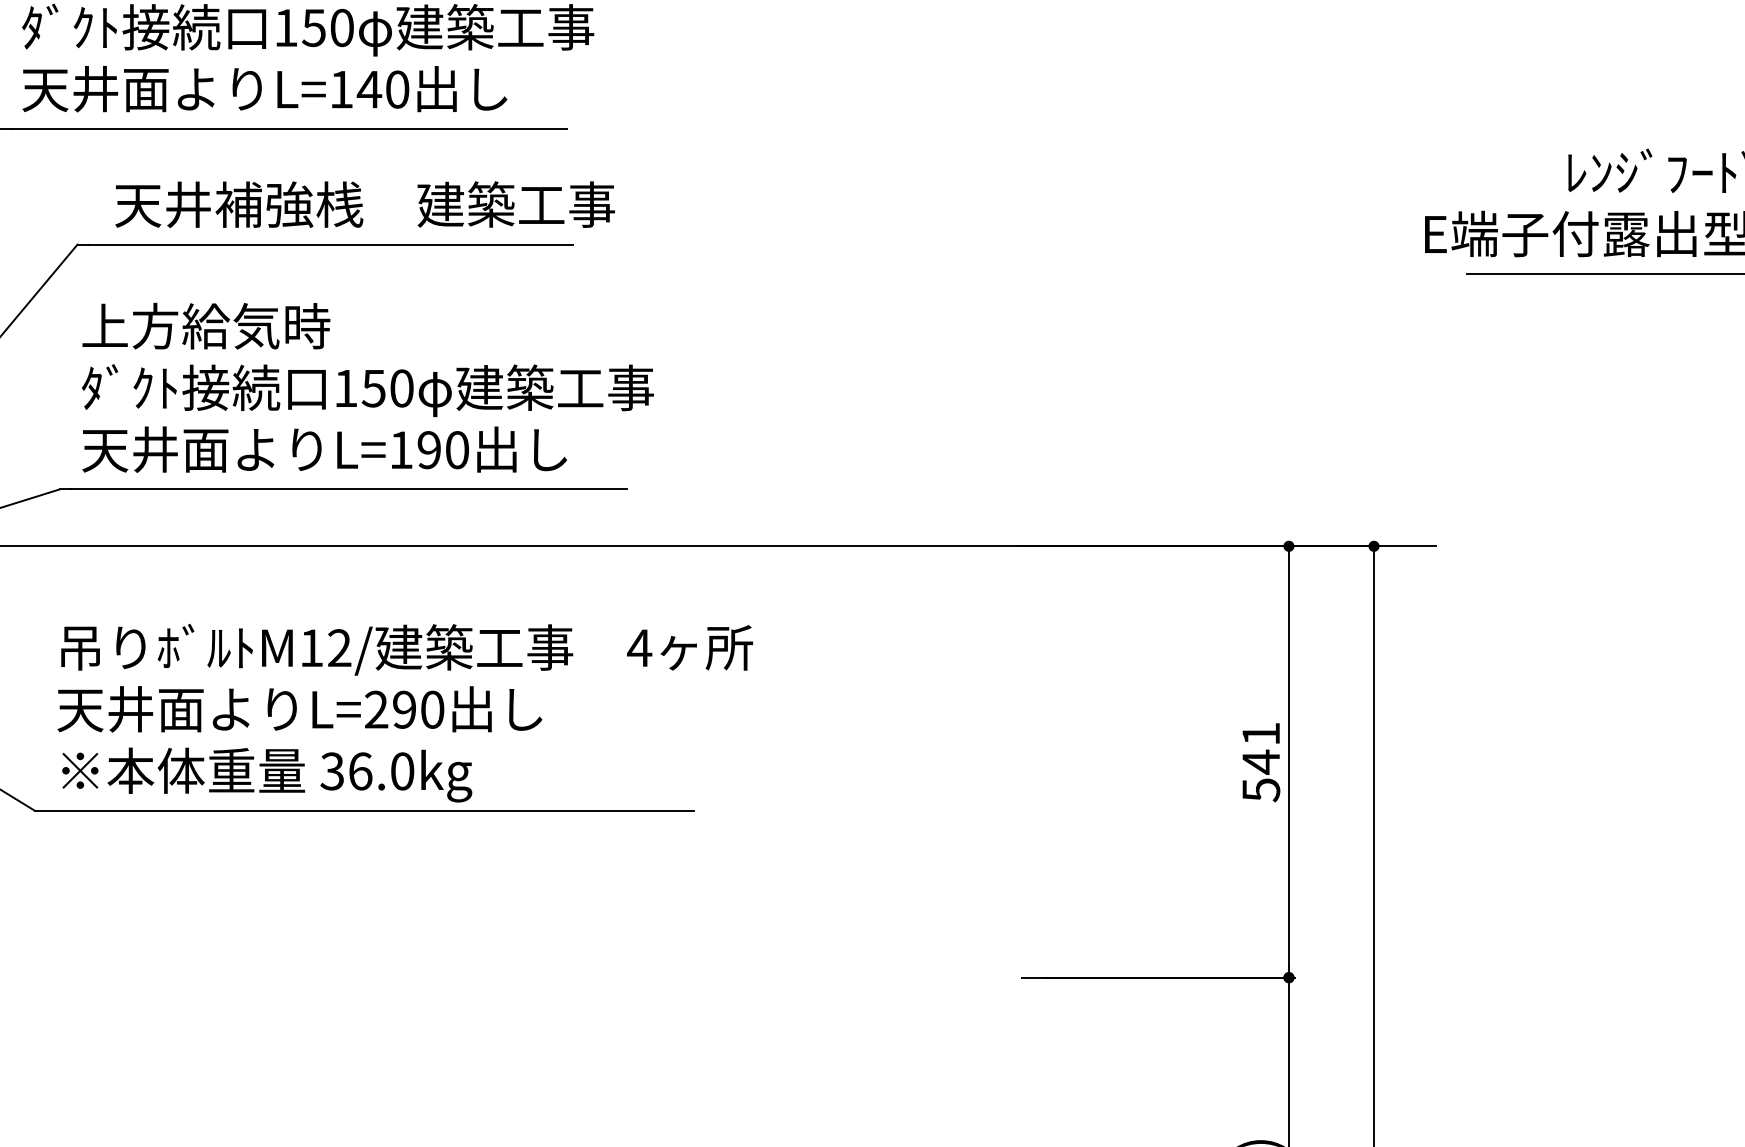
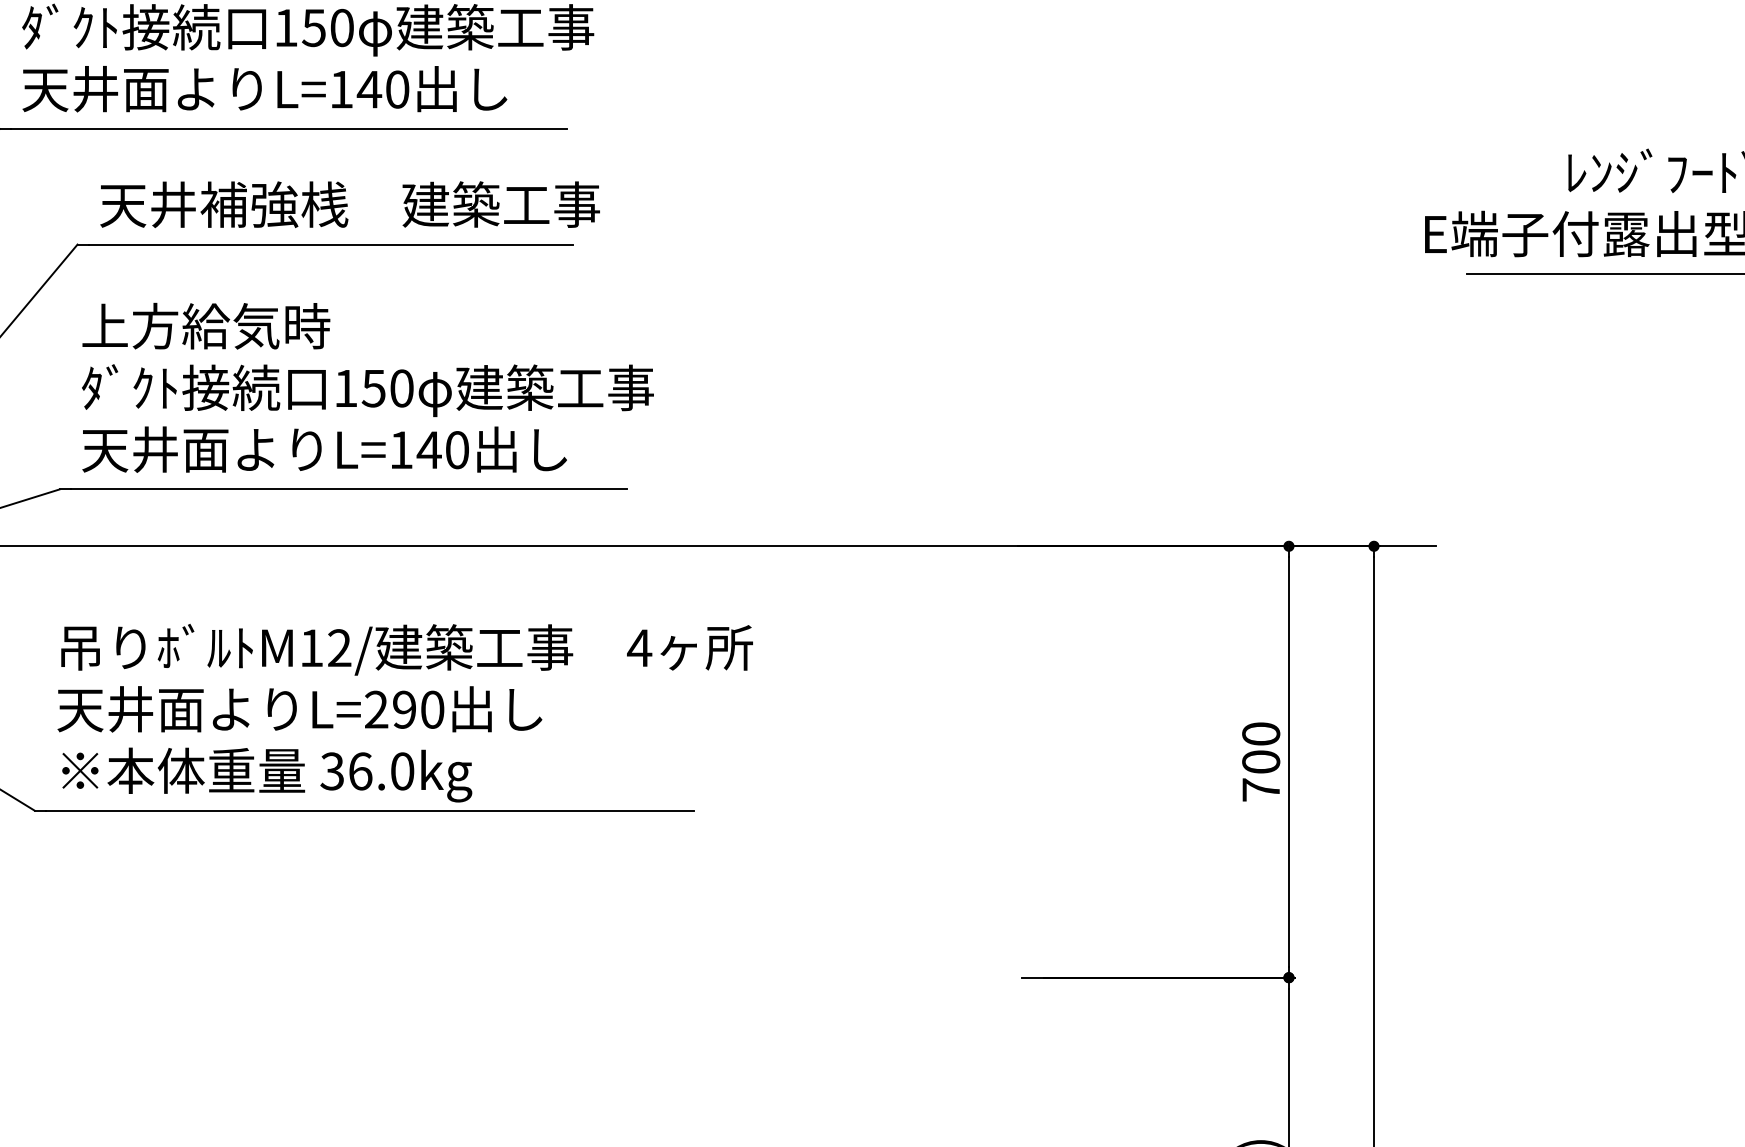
text position: (364, 204) -> (349, 204) (349, 204)
text: L=190 -> L=140 (428, 450)
text: 541 -> 700 (1261, 762)
